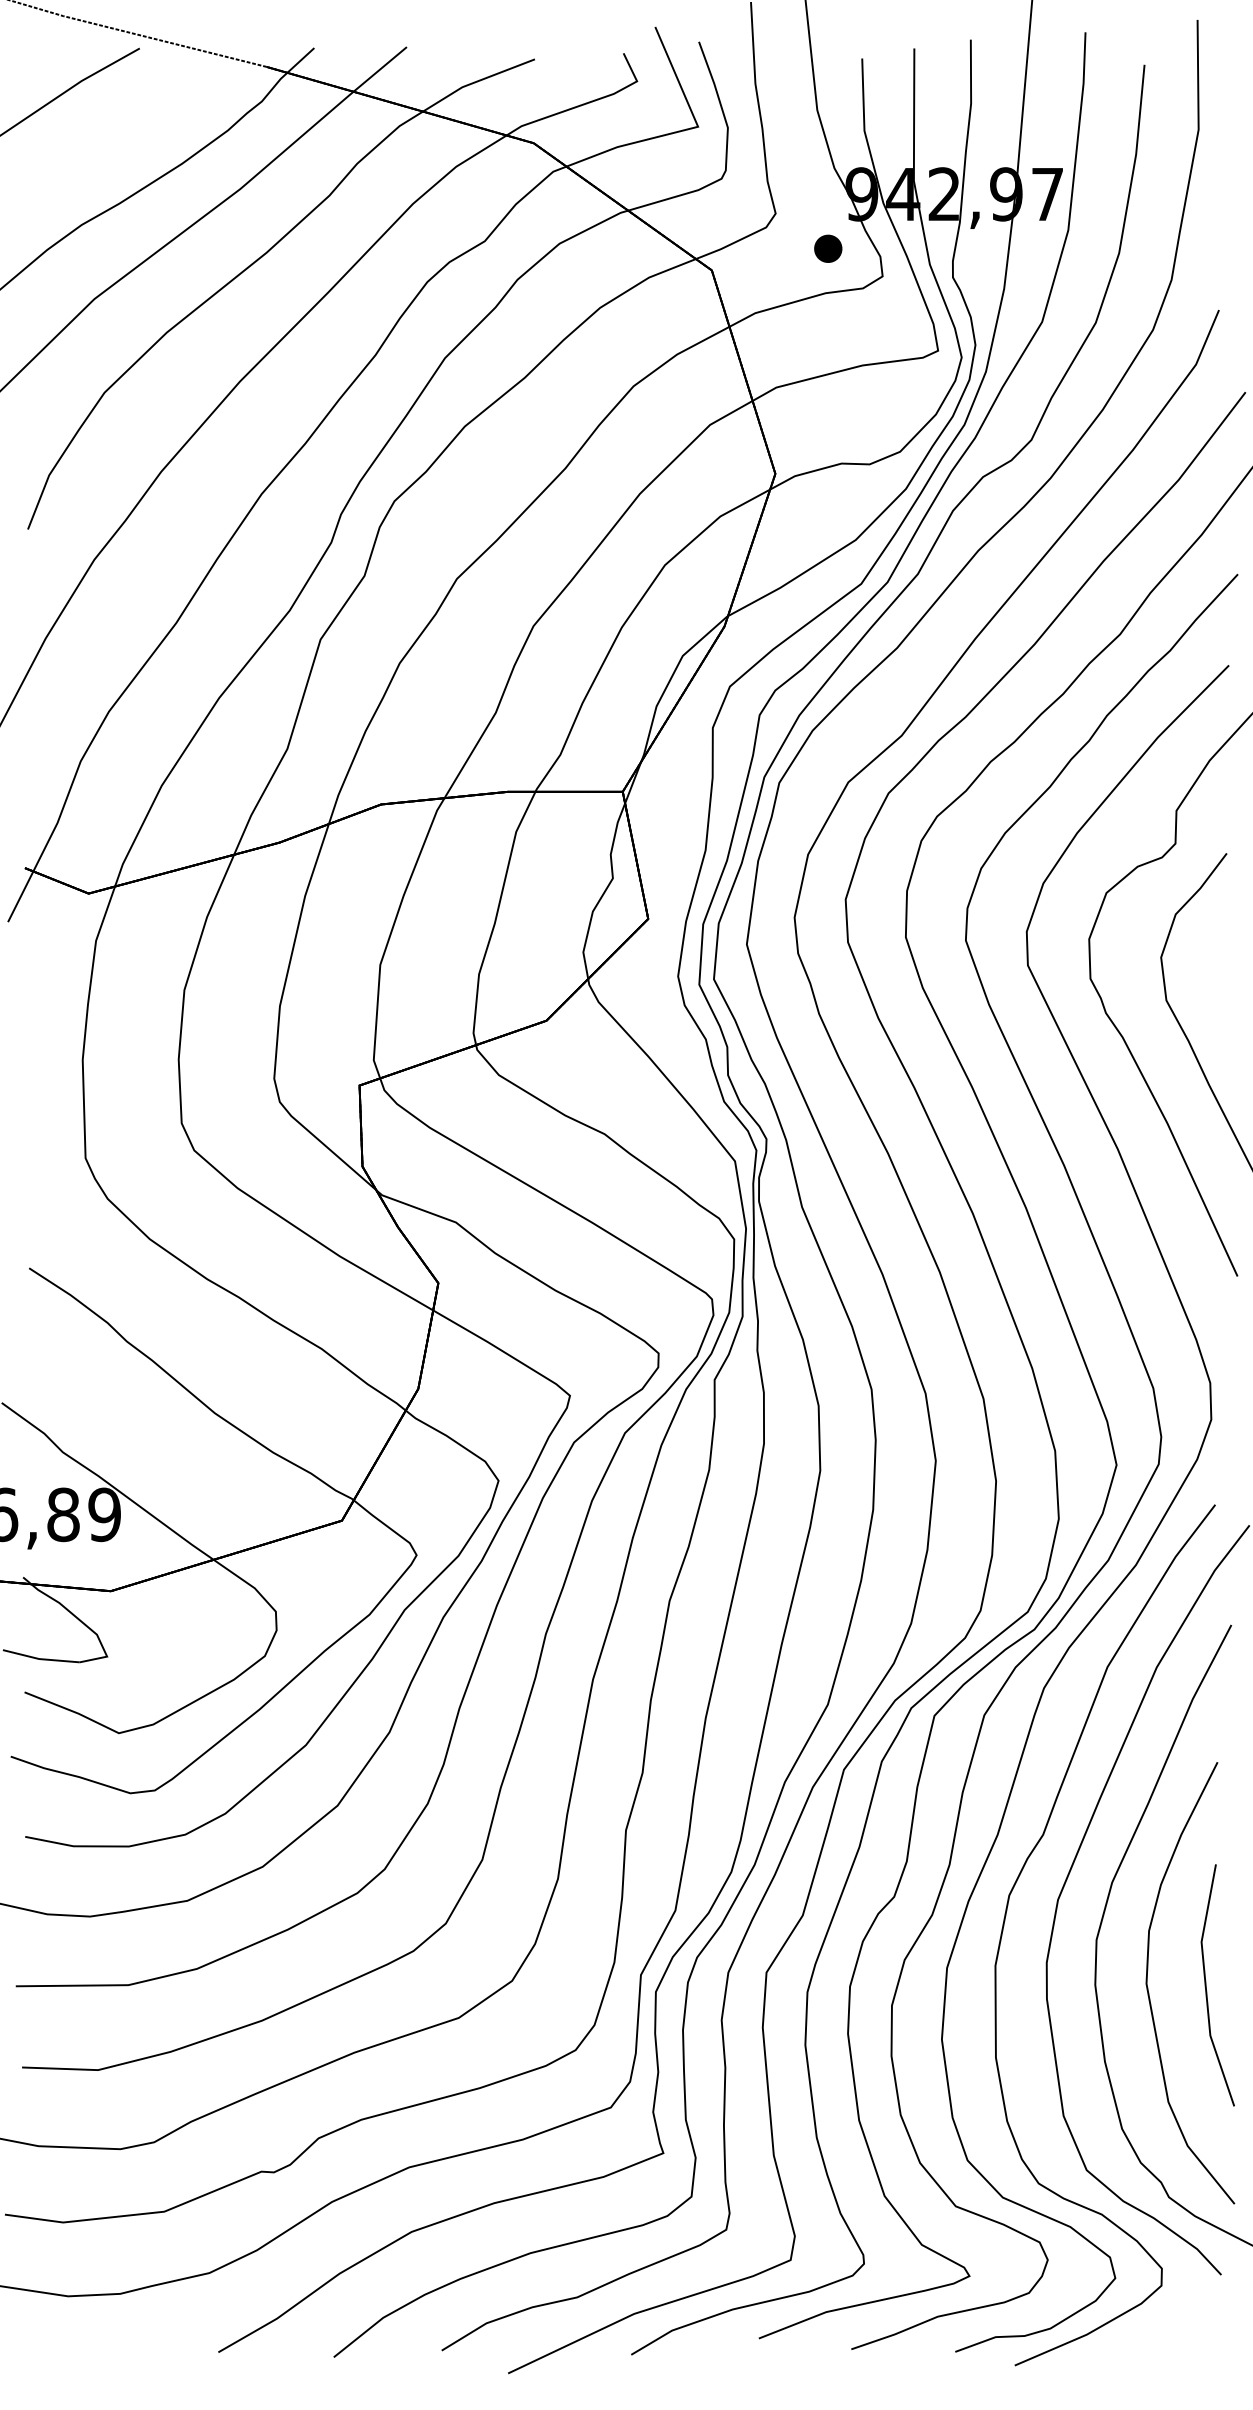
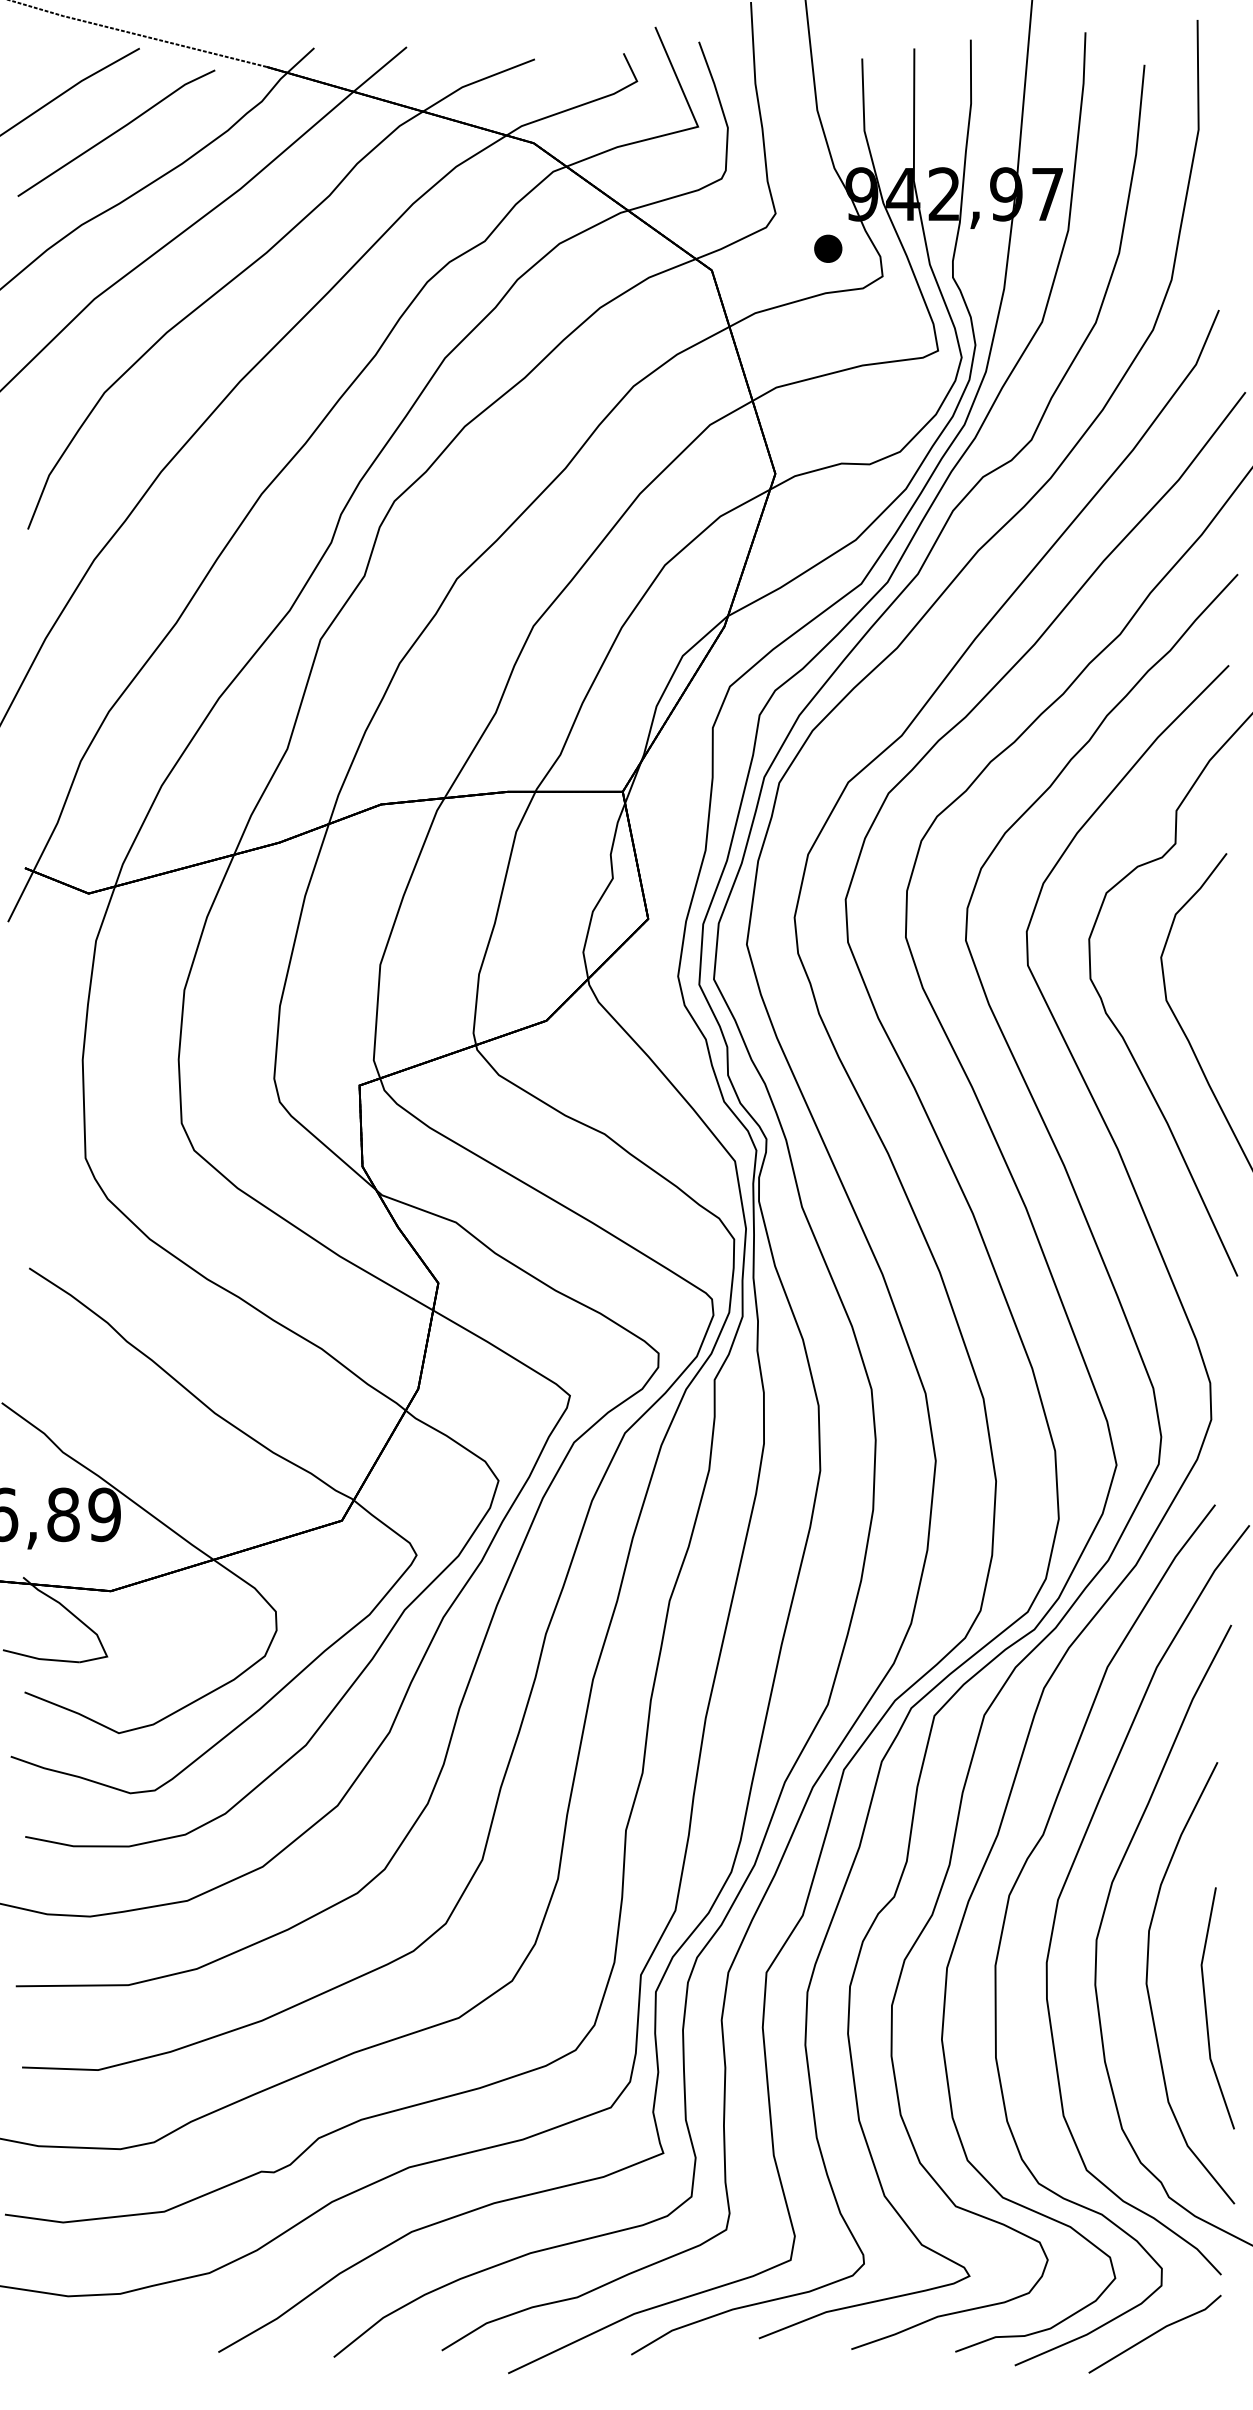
line: none -> present (116, 132)
part position: (1206, 1985) -> (1206, 2008) (1206, 2008)
line: none -> present (1154, 2333)
